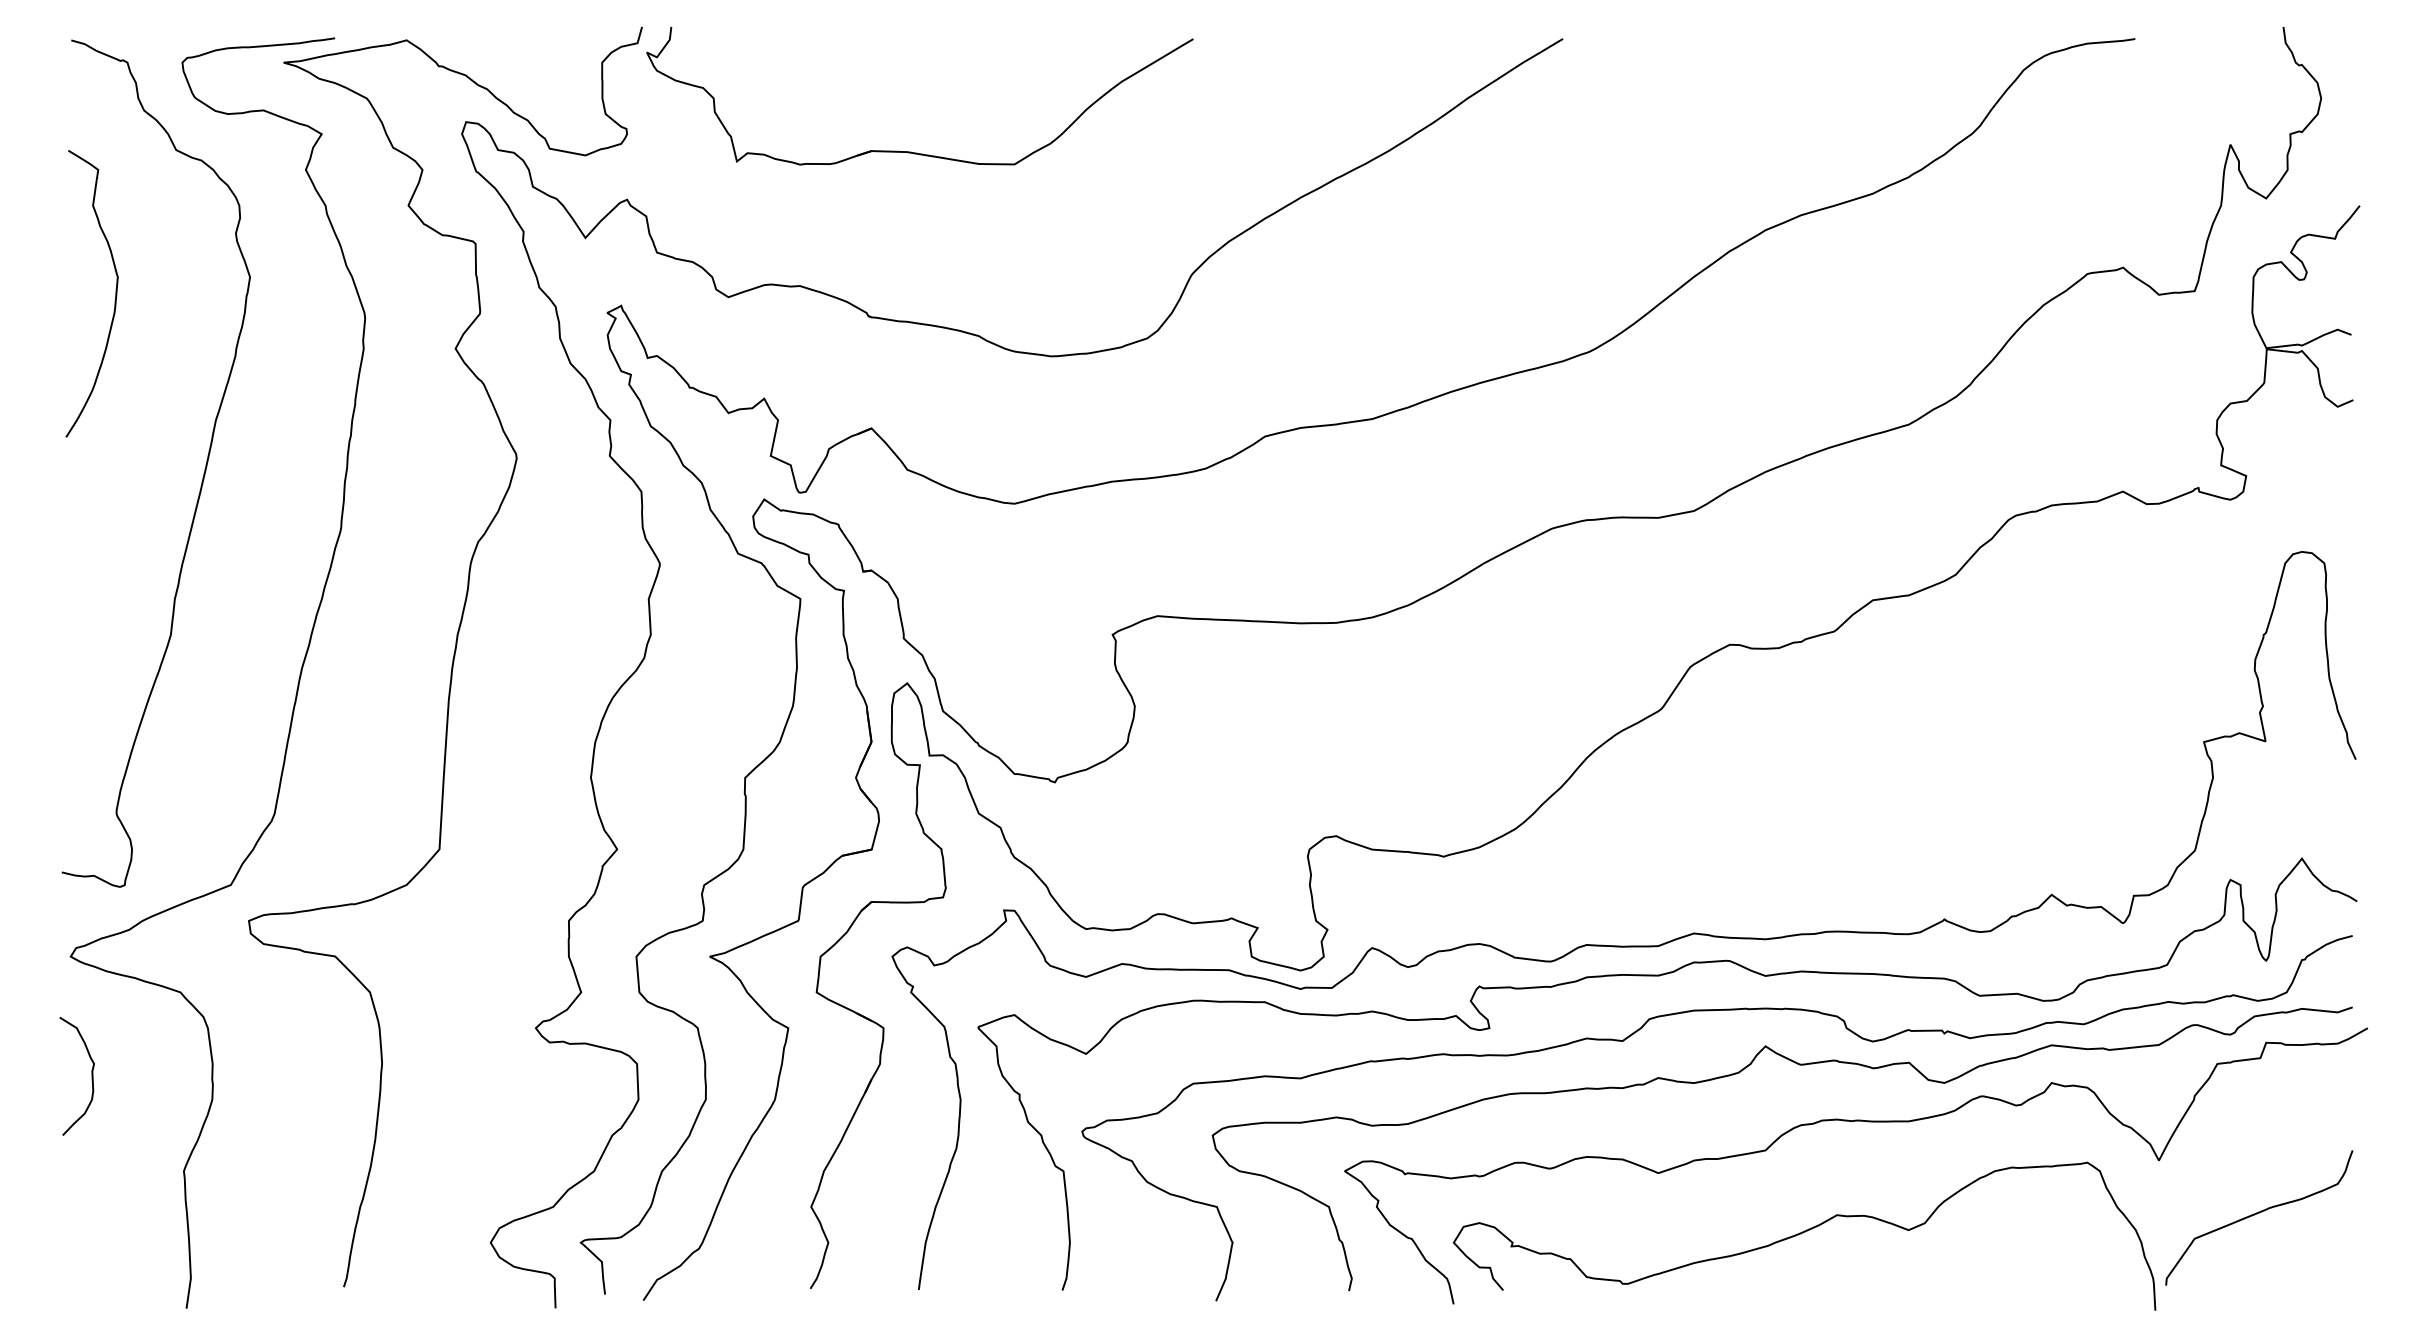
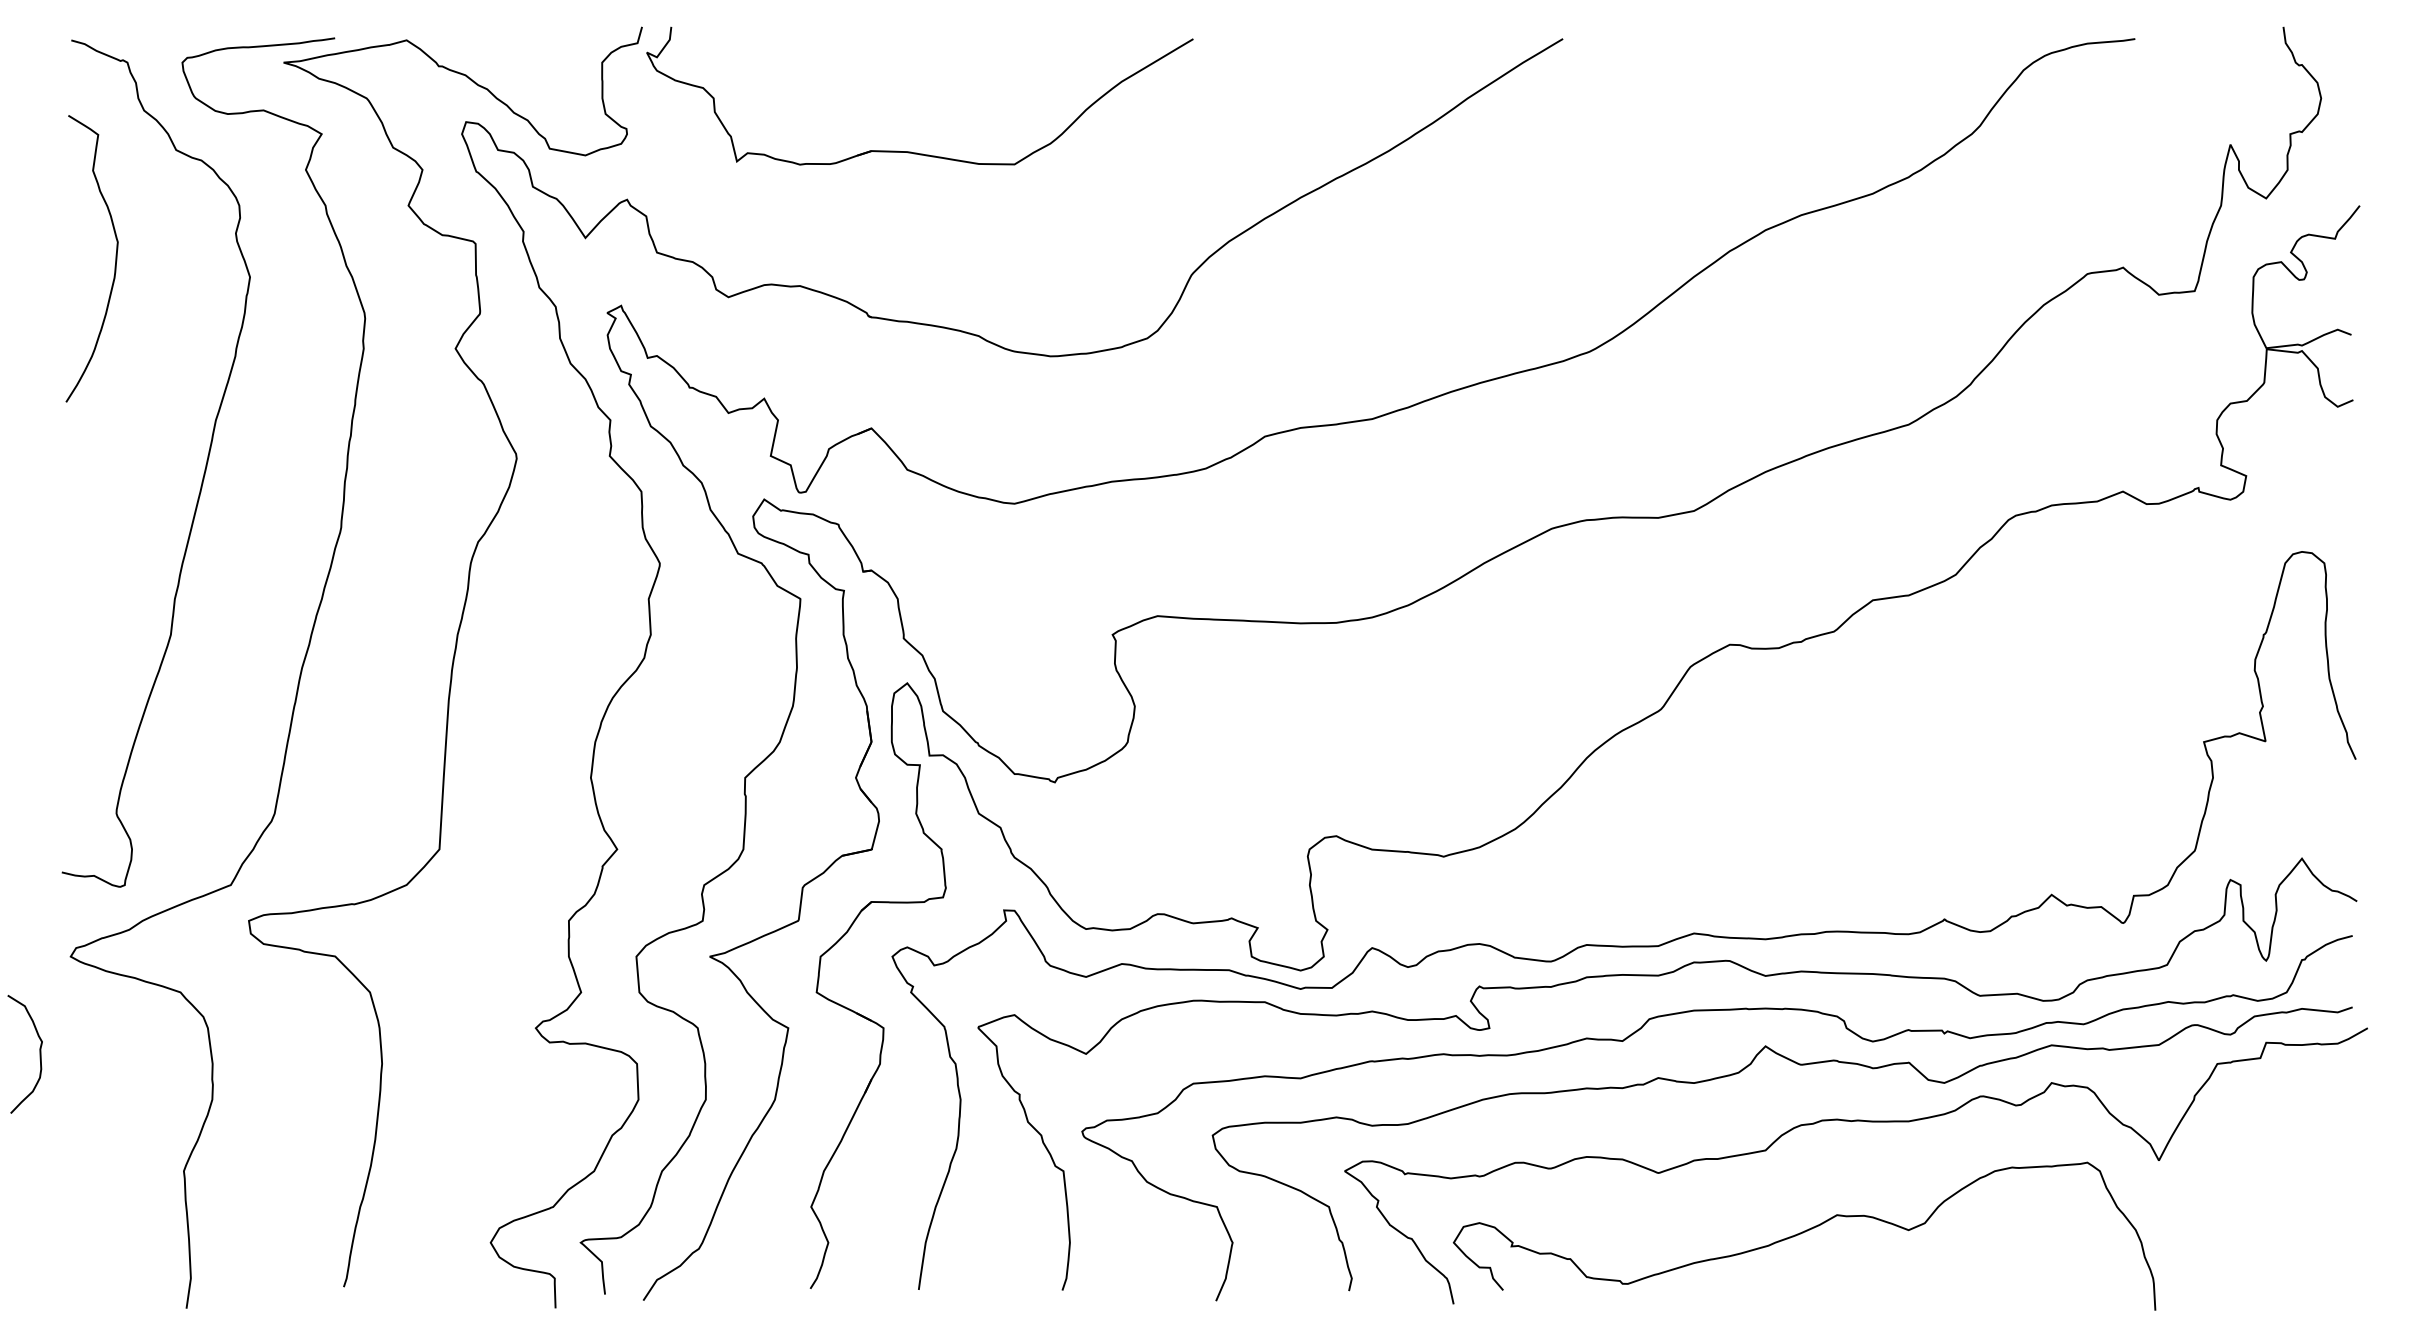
curve position: (115, 293) -> (115, 258) (115, 258)
curve position: (91, 1076) -> (39, 1054) (39, 1054)
curve: present -> none (2257, 1214)
